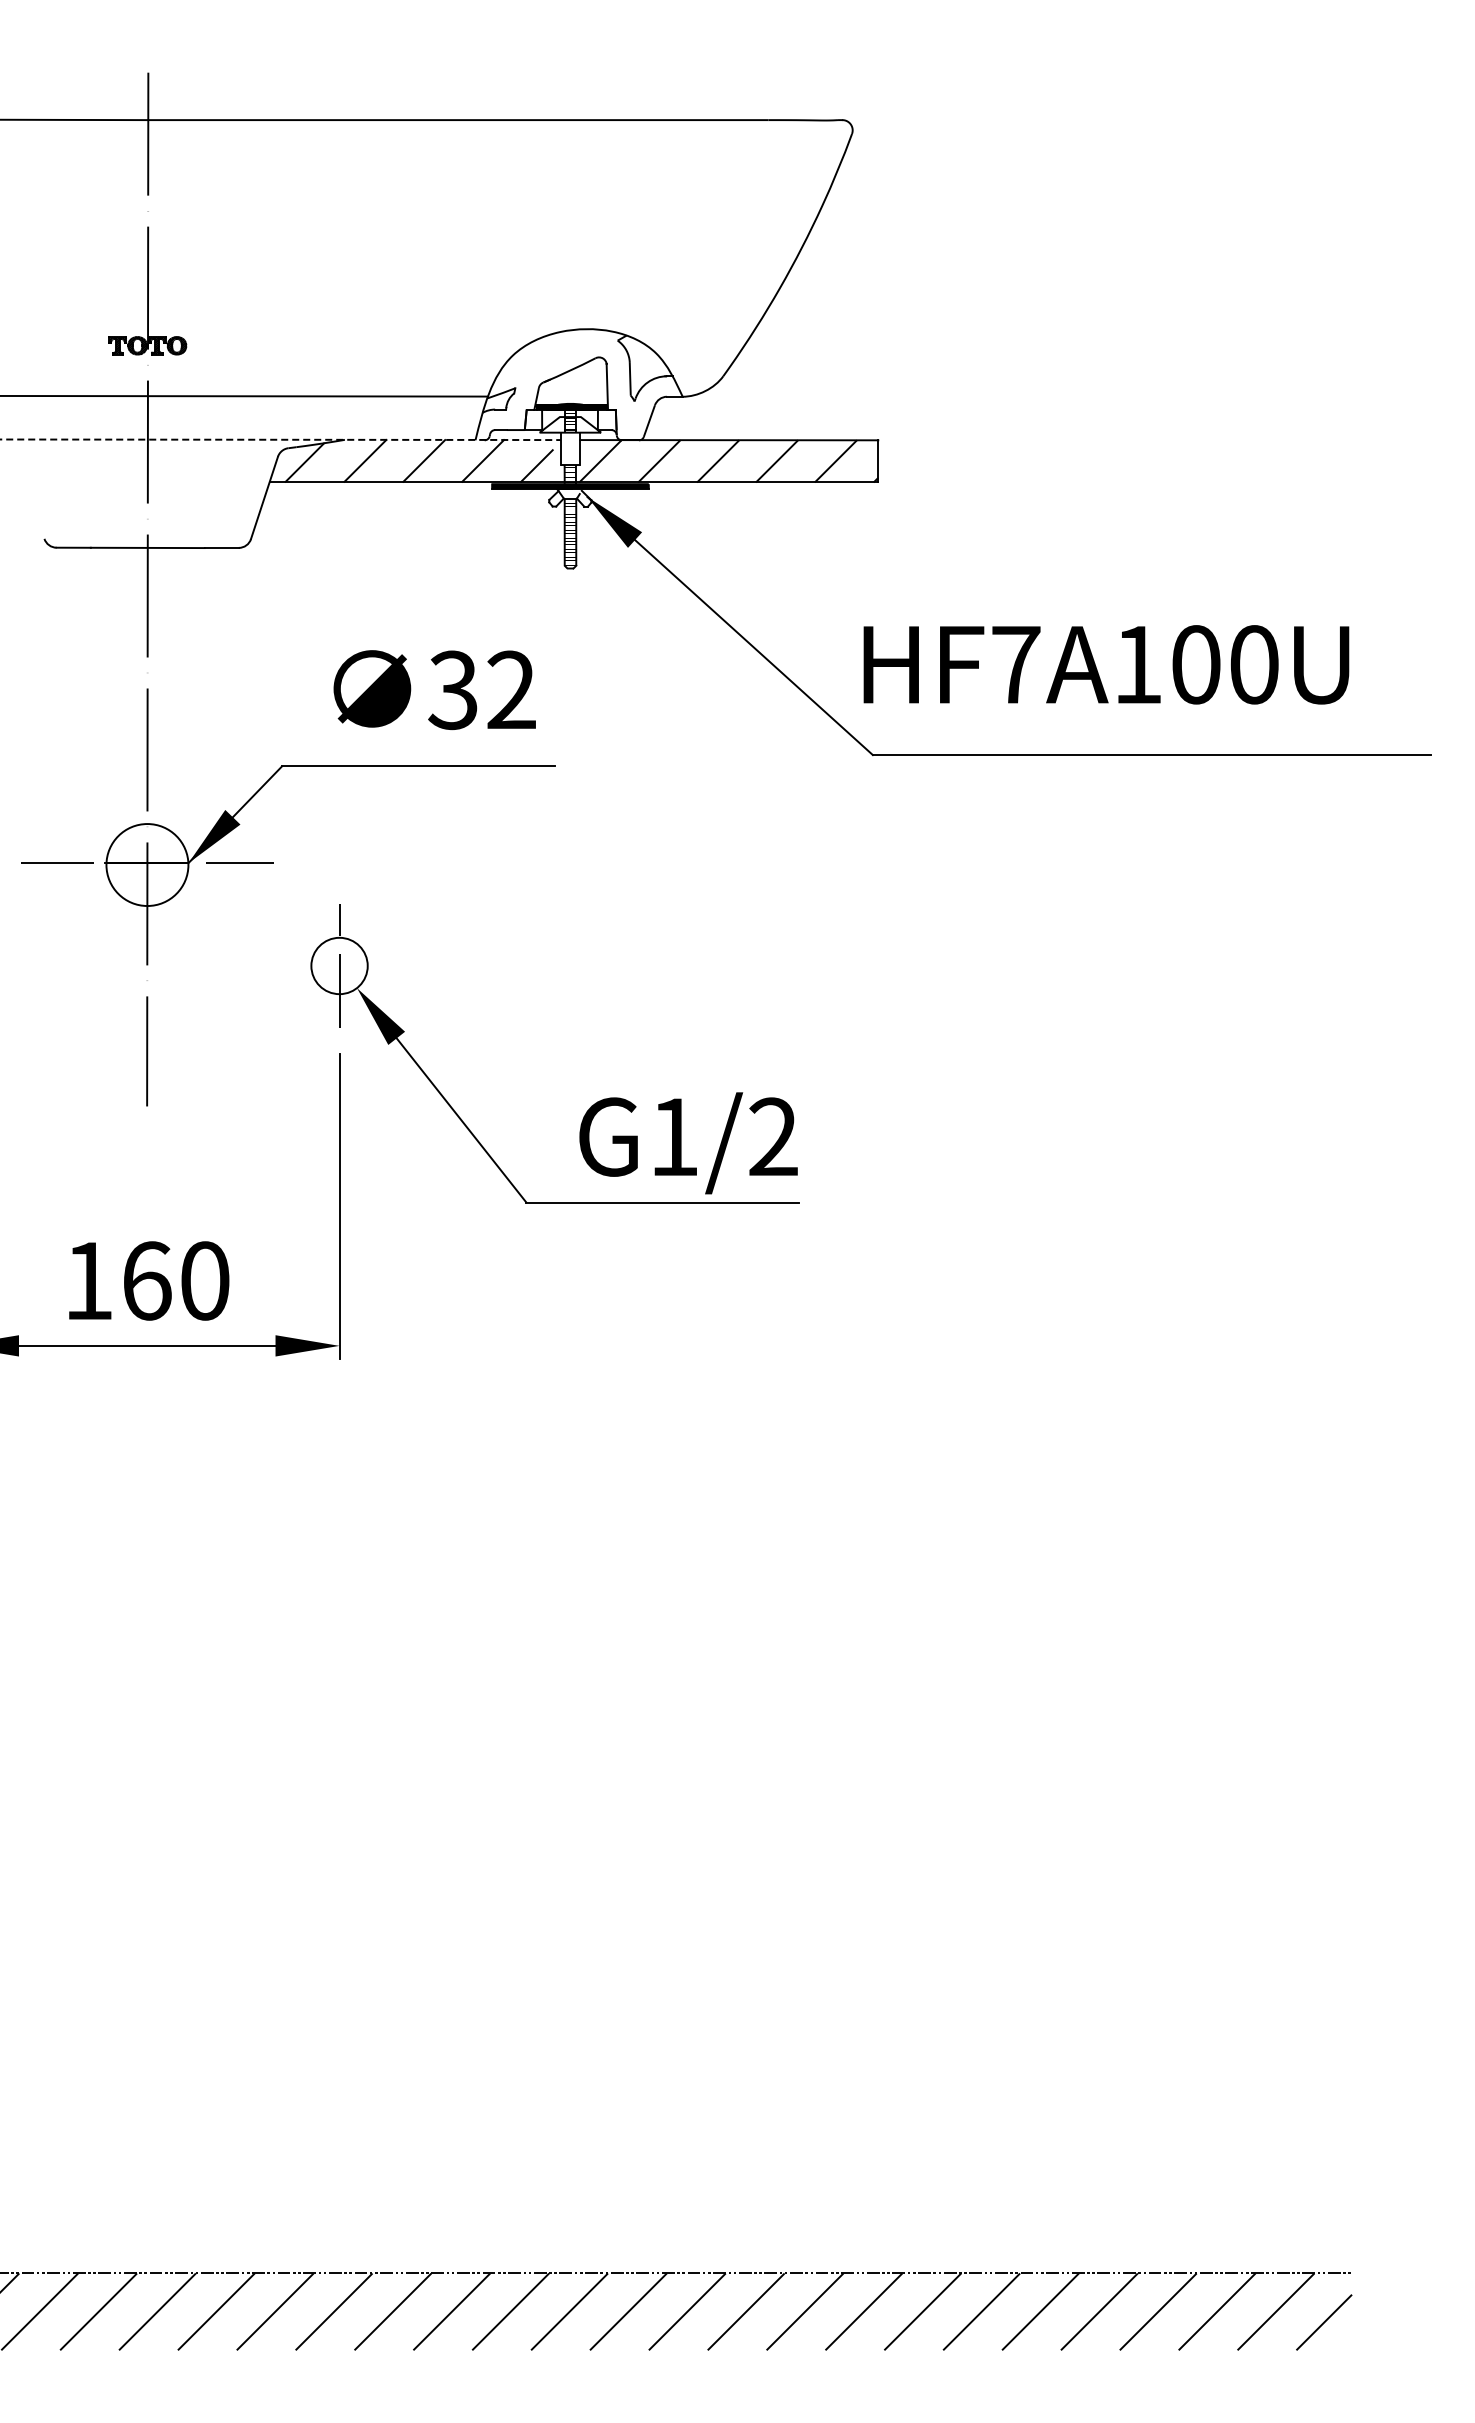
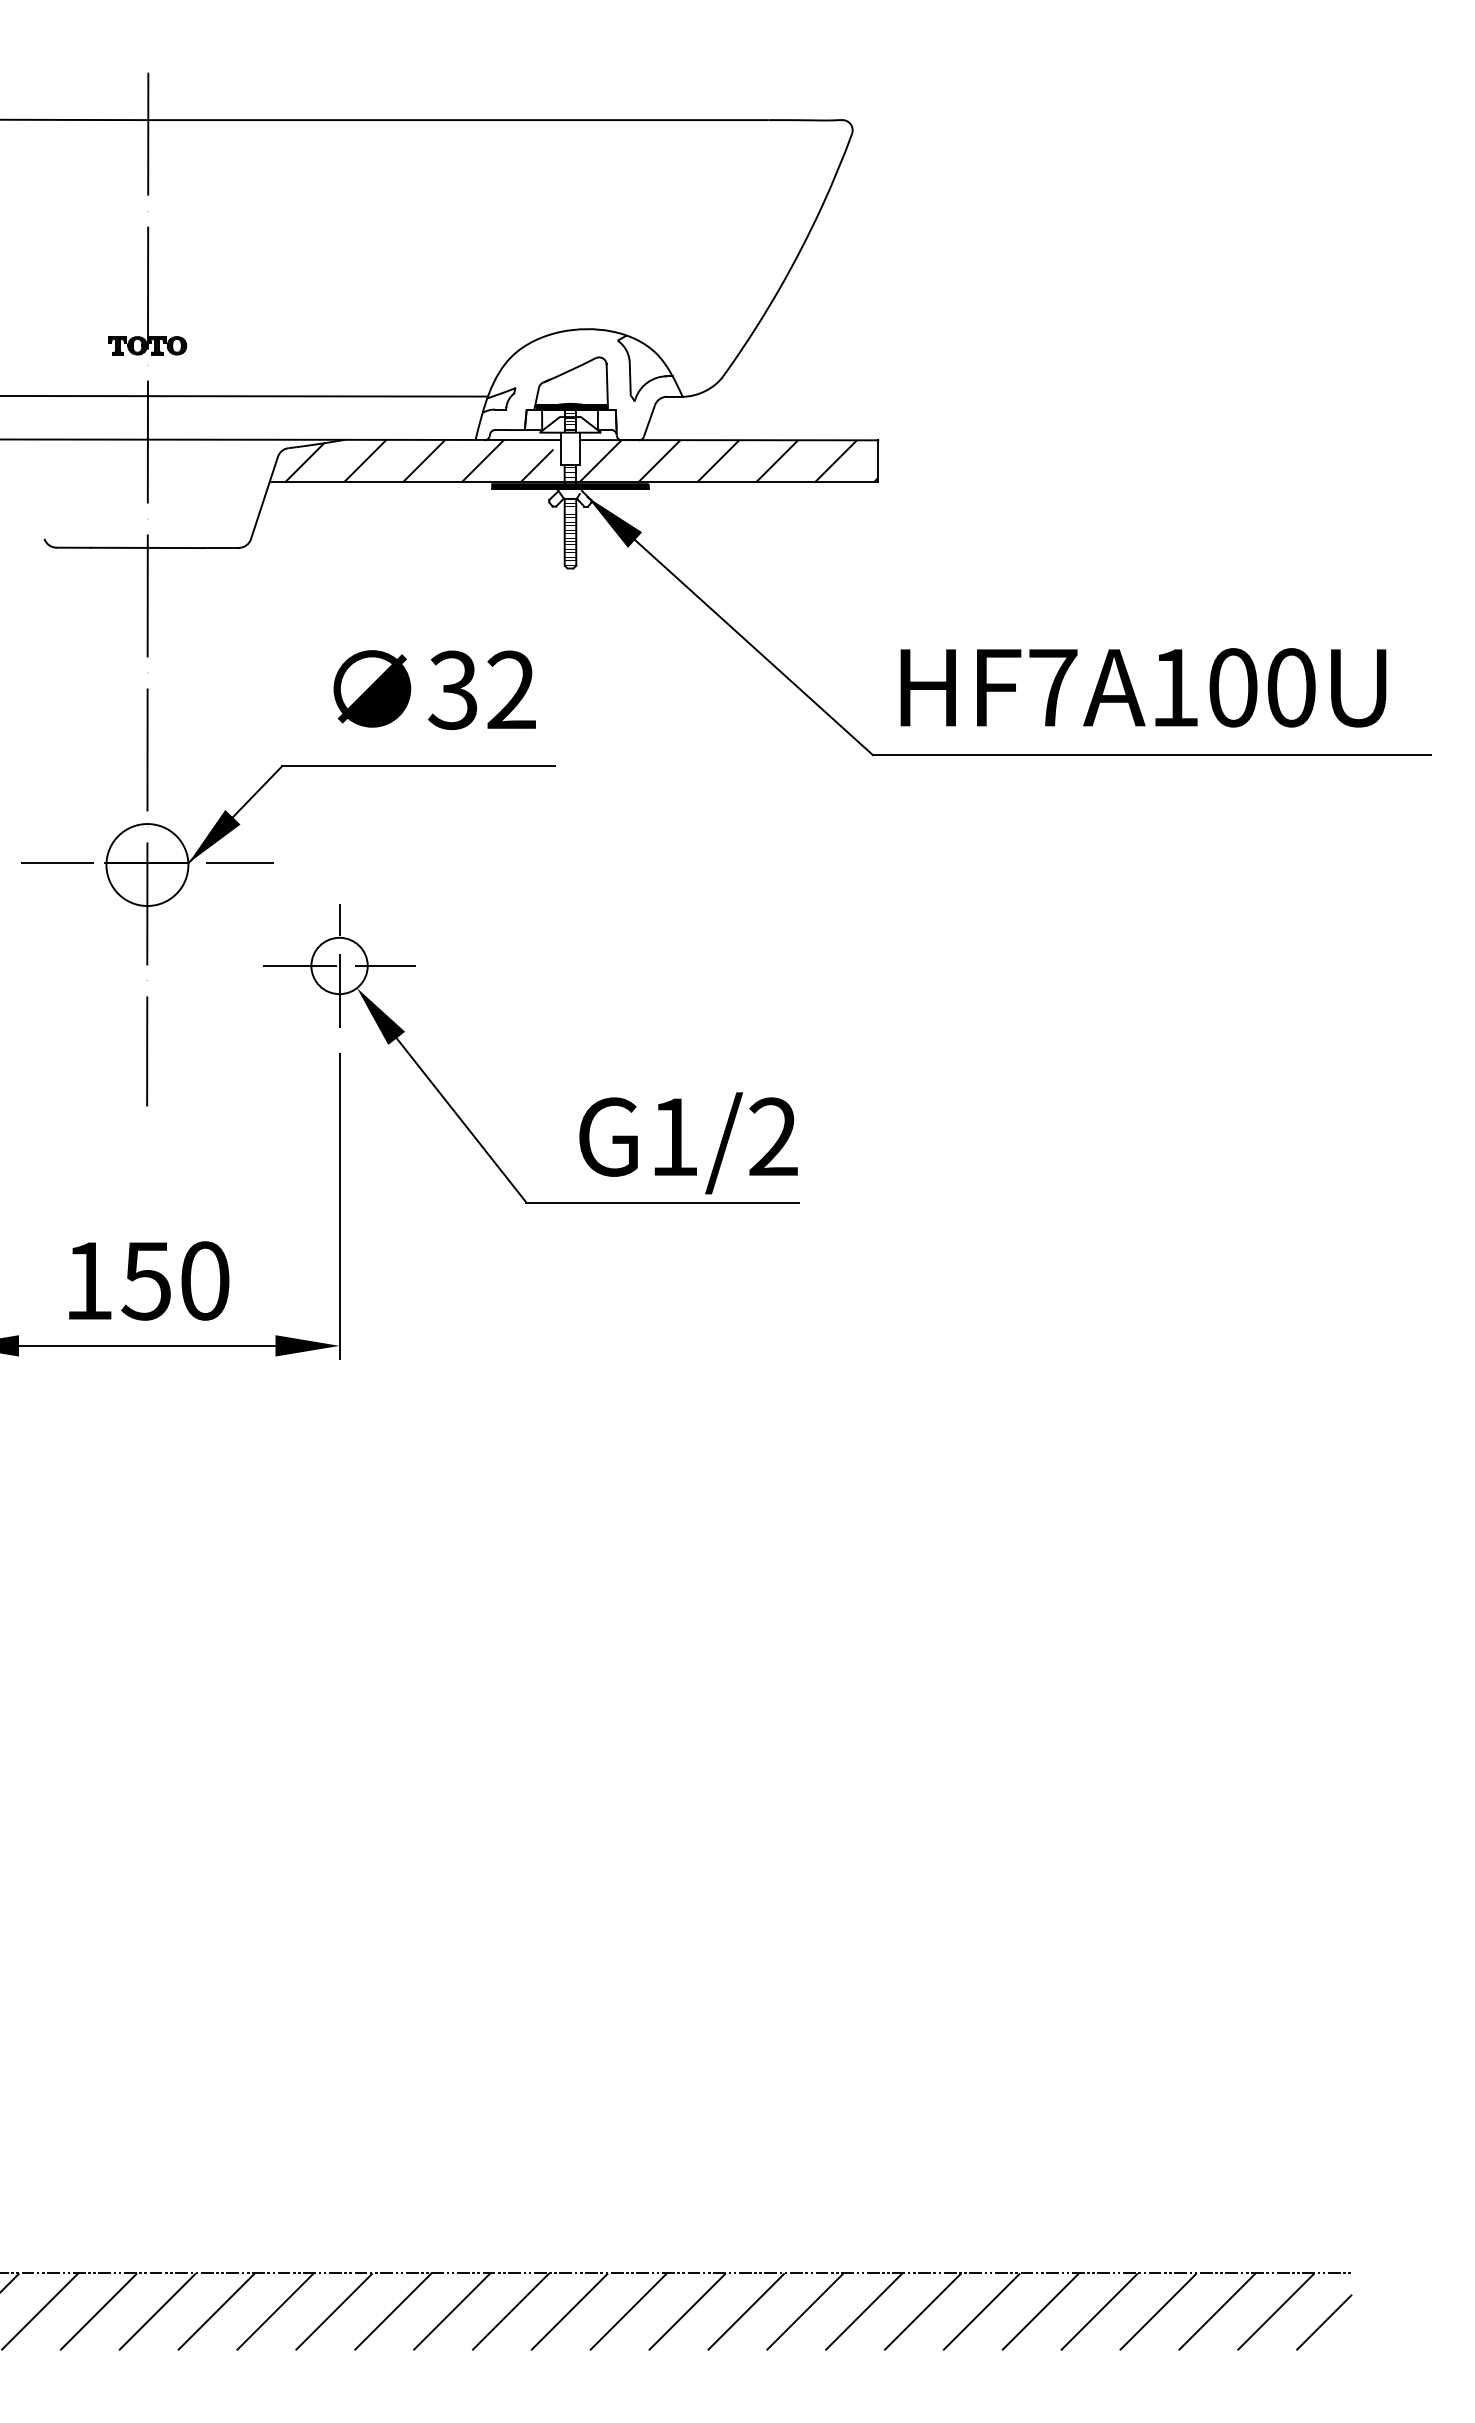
line: dashed -> solid (281, 439)
text position: (1106, 664) -> (1143, 687) (1143, 687)
line: none -> present (339, 966)
text: 160 -> 150 (146, 1280)
